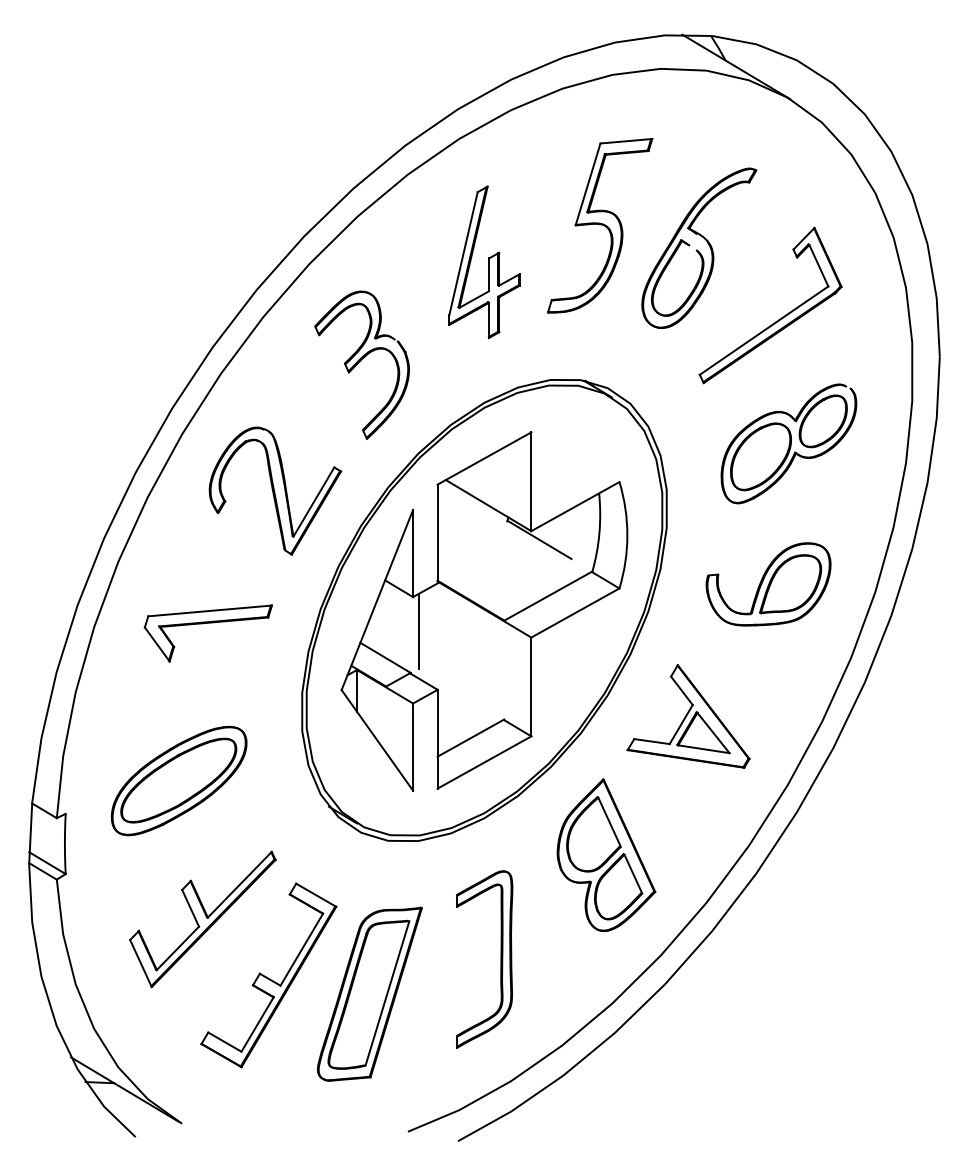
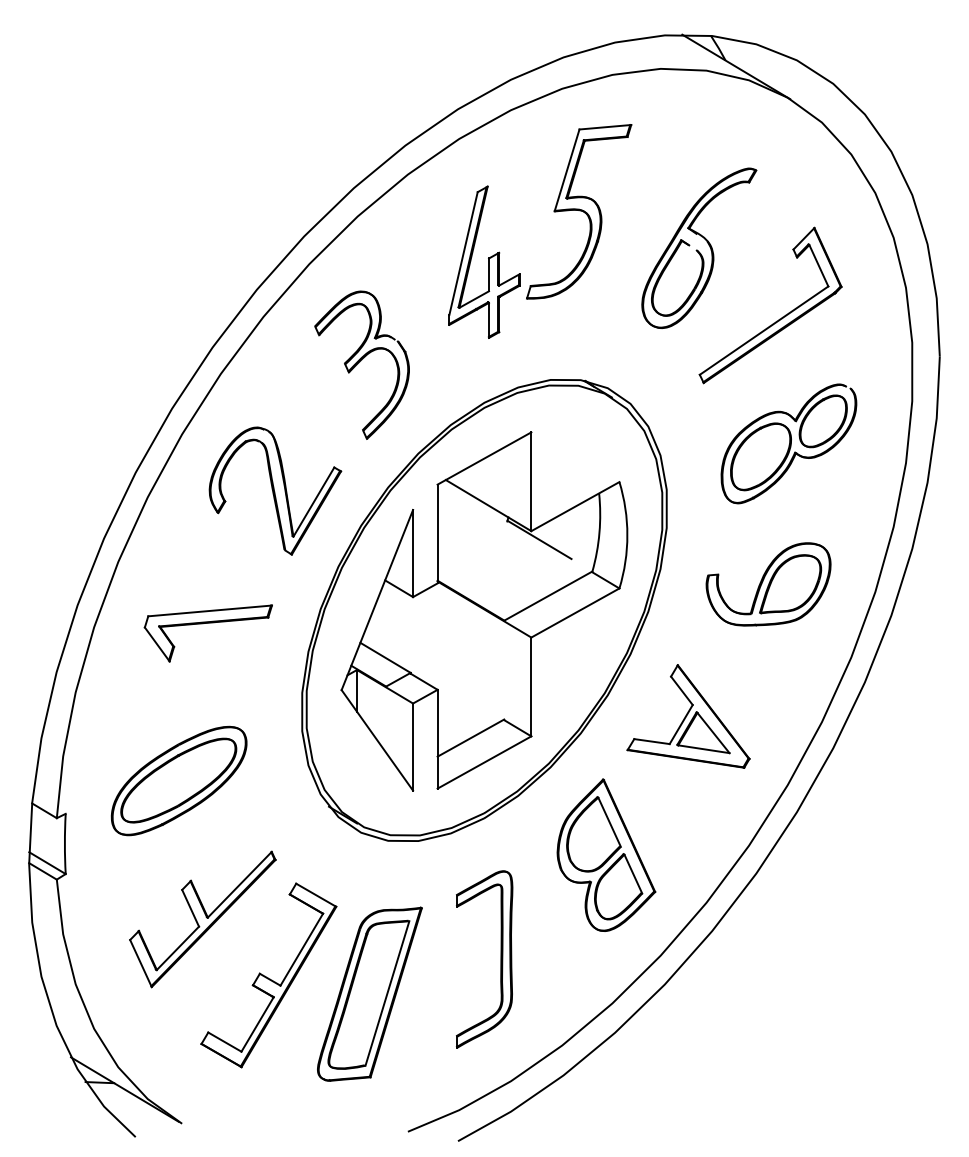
part position: (600, 225) -> (579, 211) (579, 211)
line: present -> none (419, 630)
